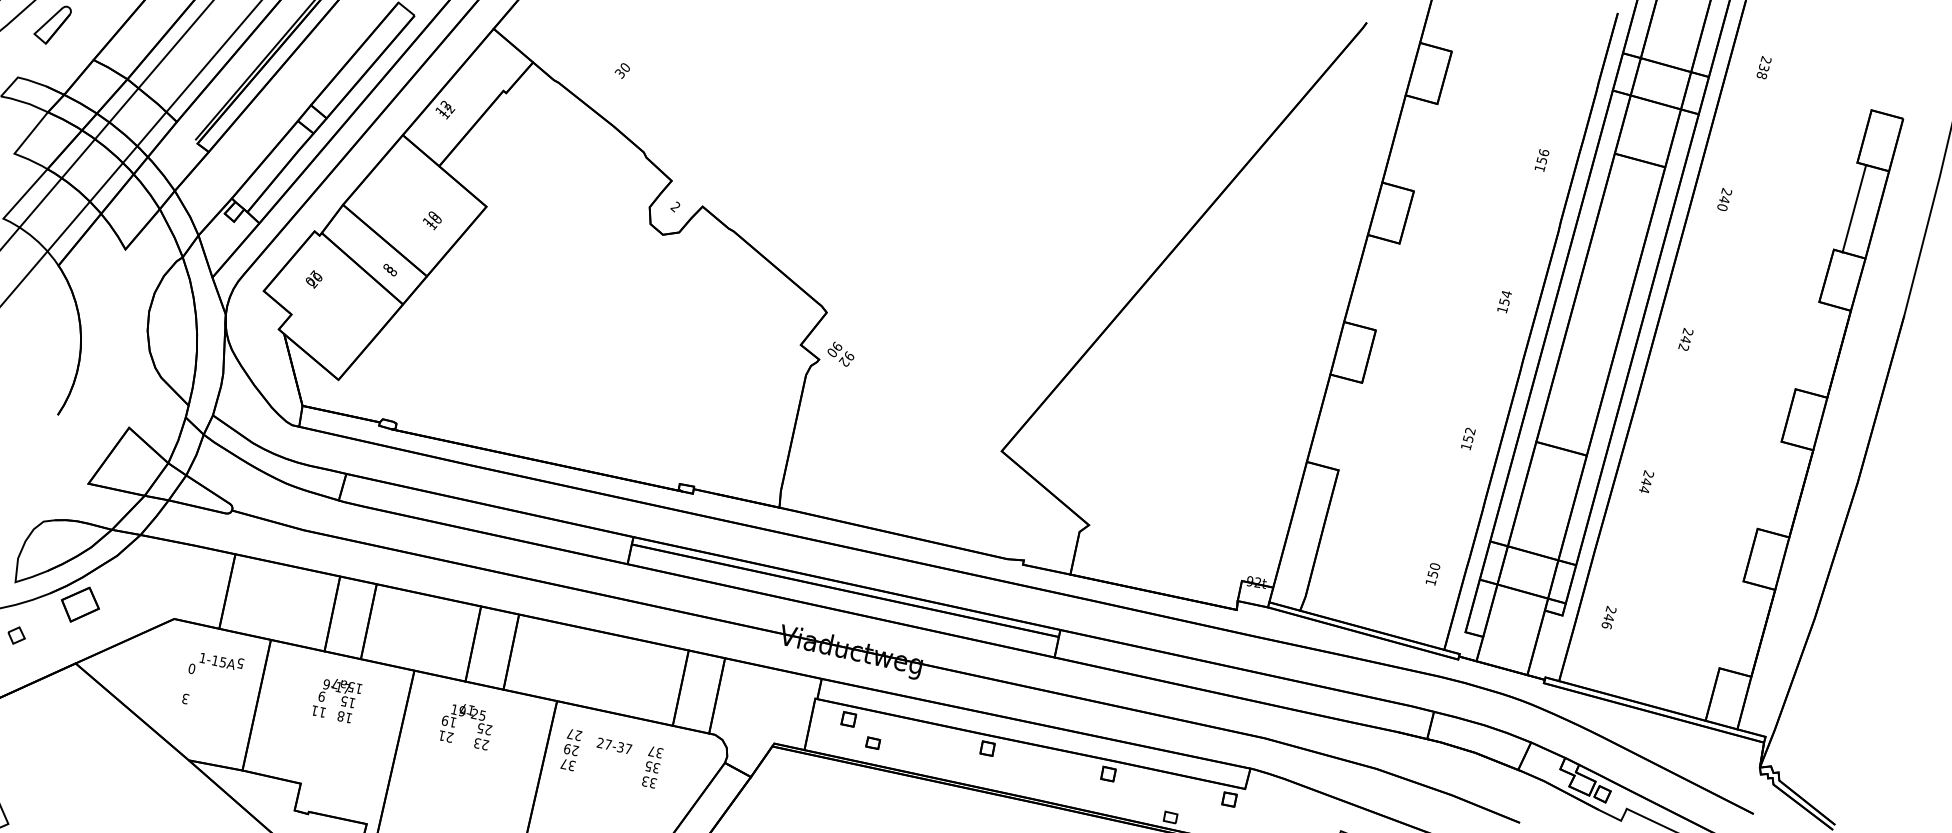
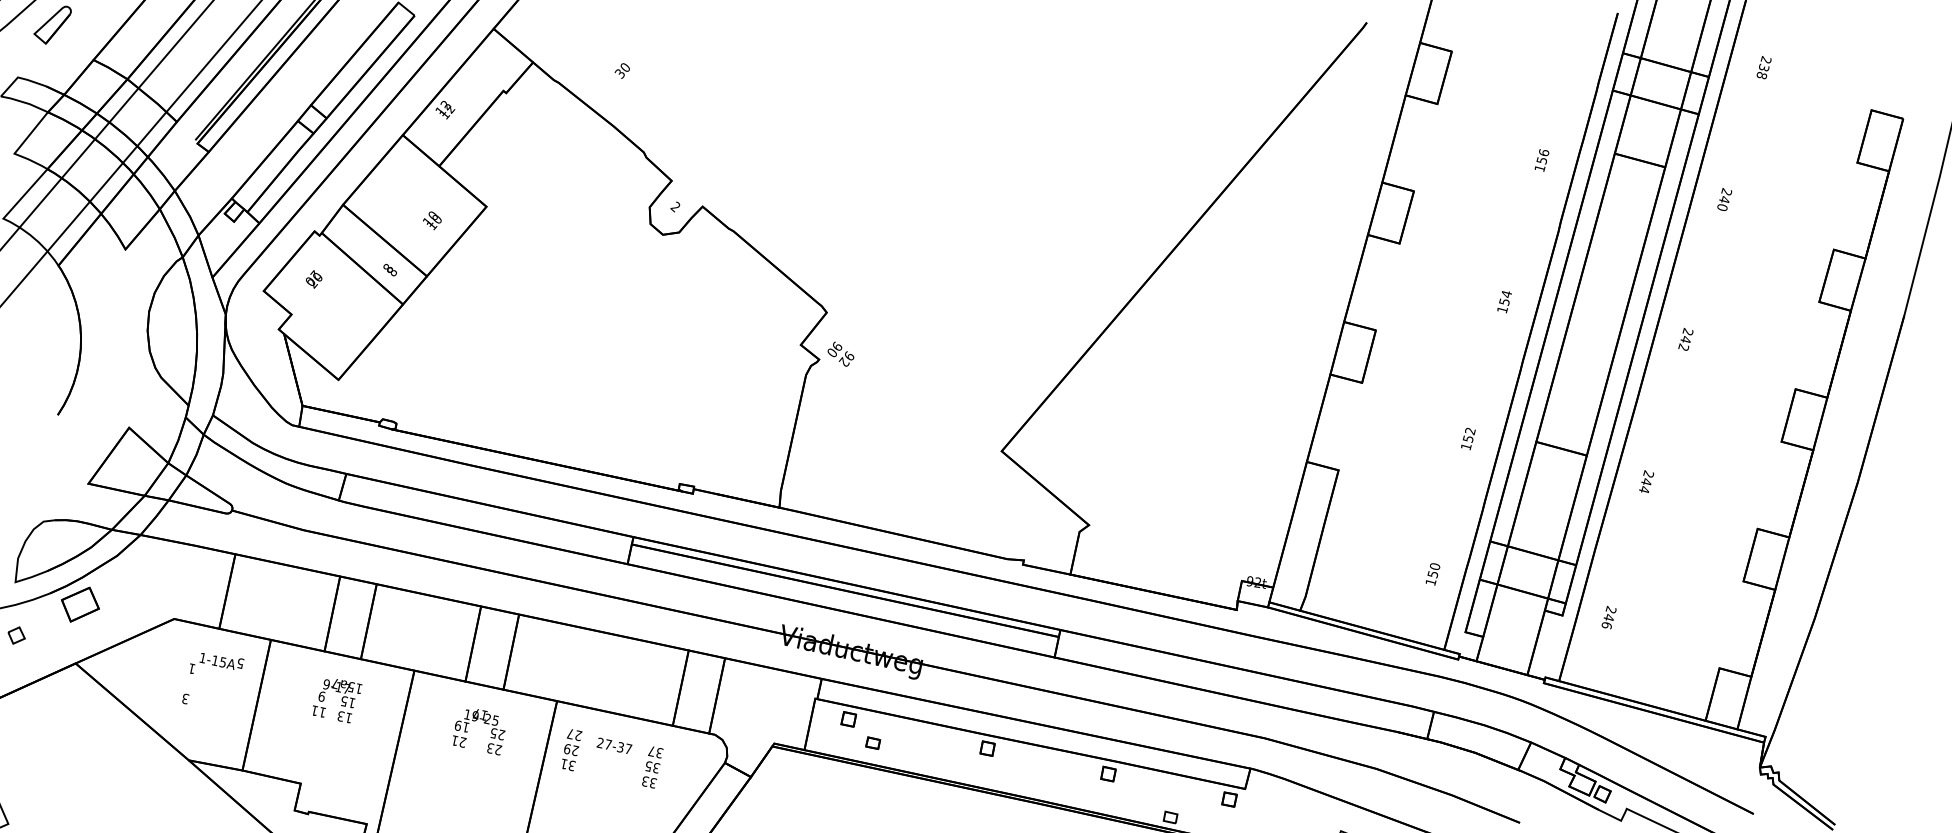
line position: (1854, 208) -> (1877, 214) (1877, 214)
text: 0 -> 1 (191, 668)
text: 18 -> 13 (340, 716)
text position: (466, 727) -> (479, 732) (479, 732)
text: 37 -> 31 (563, 763)
